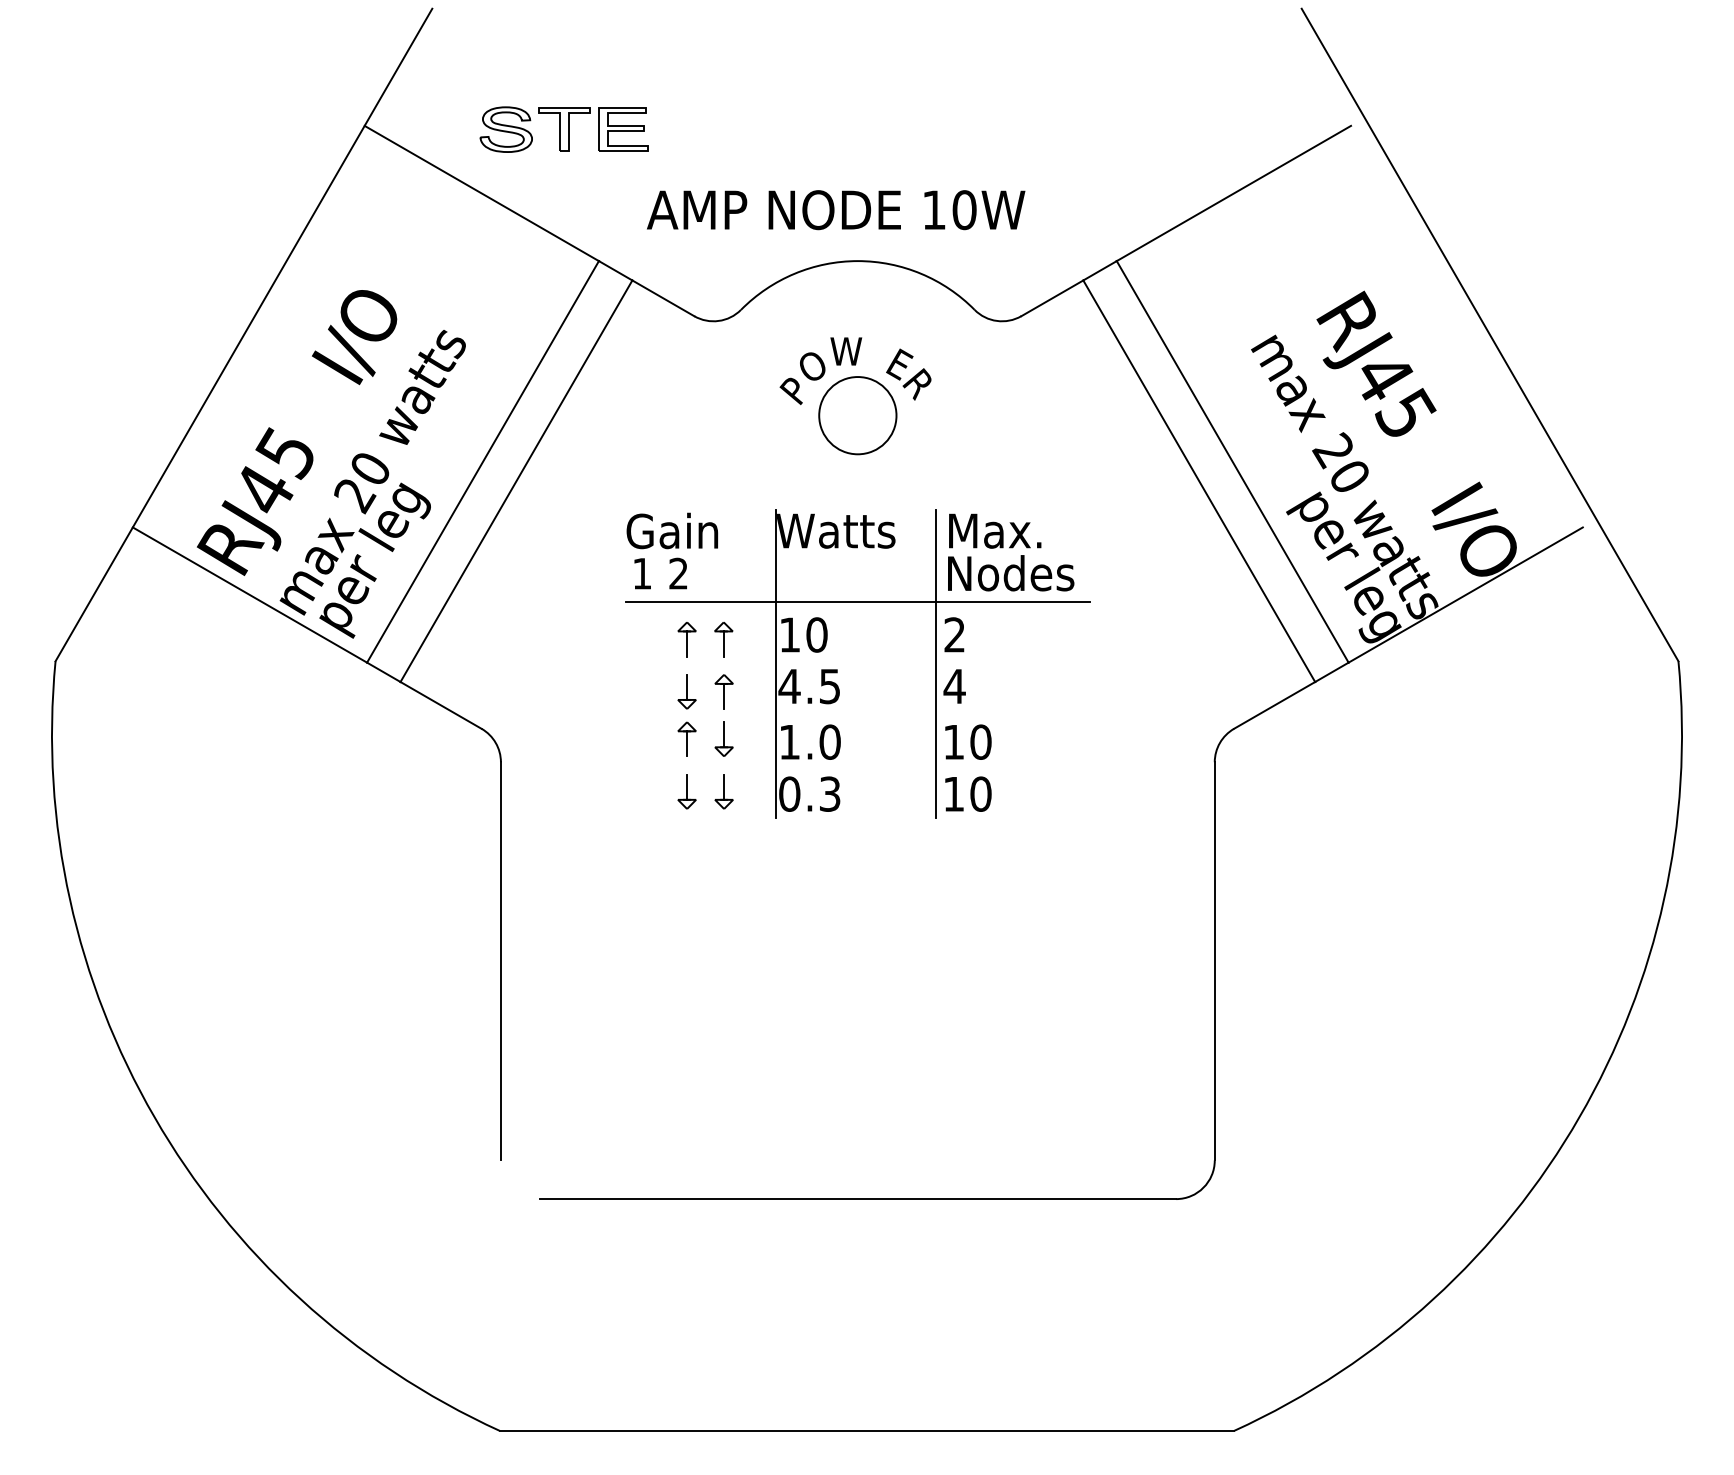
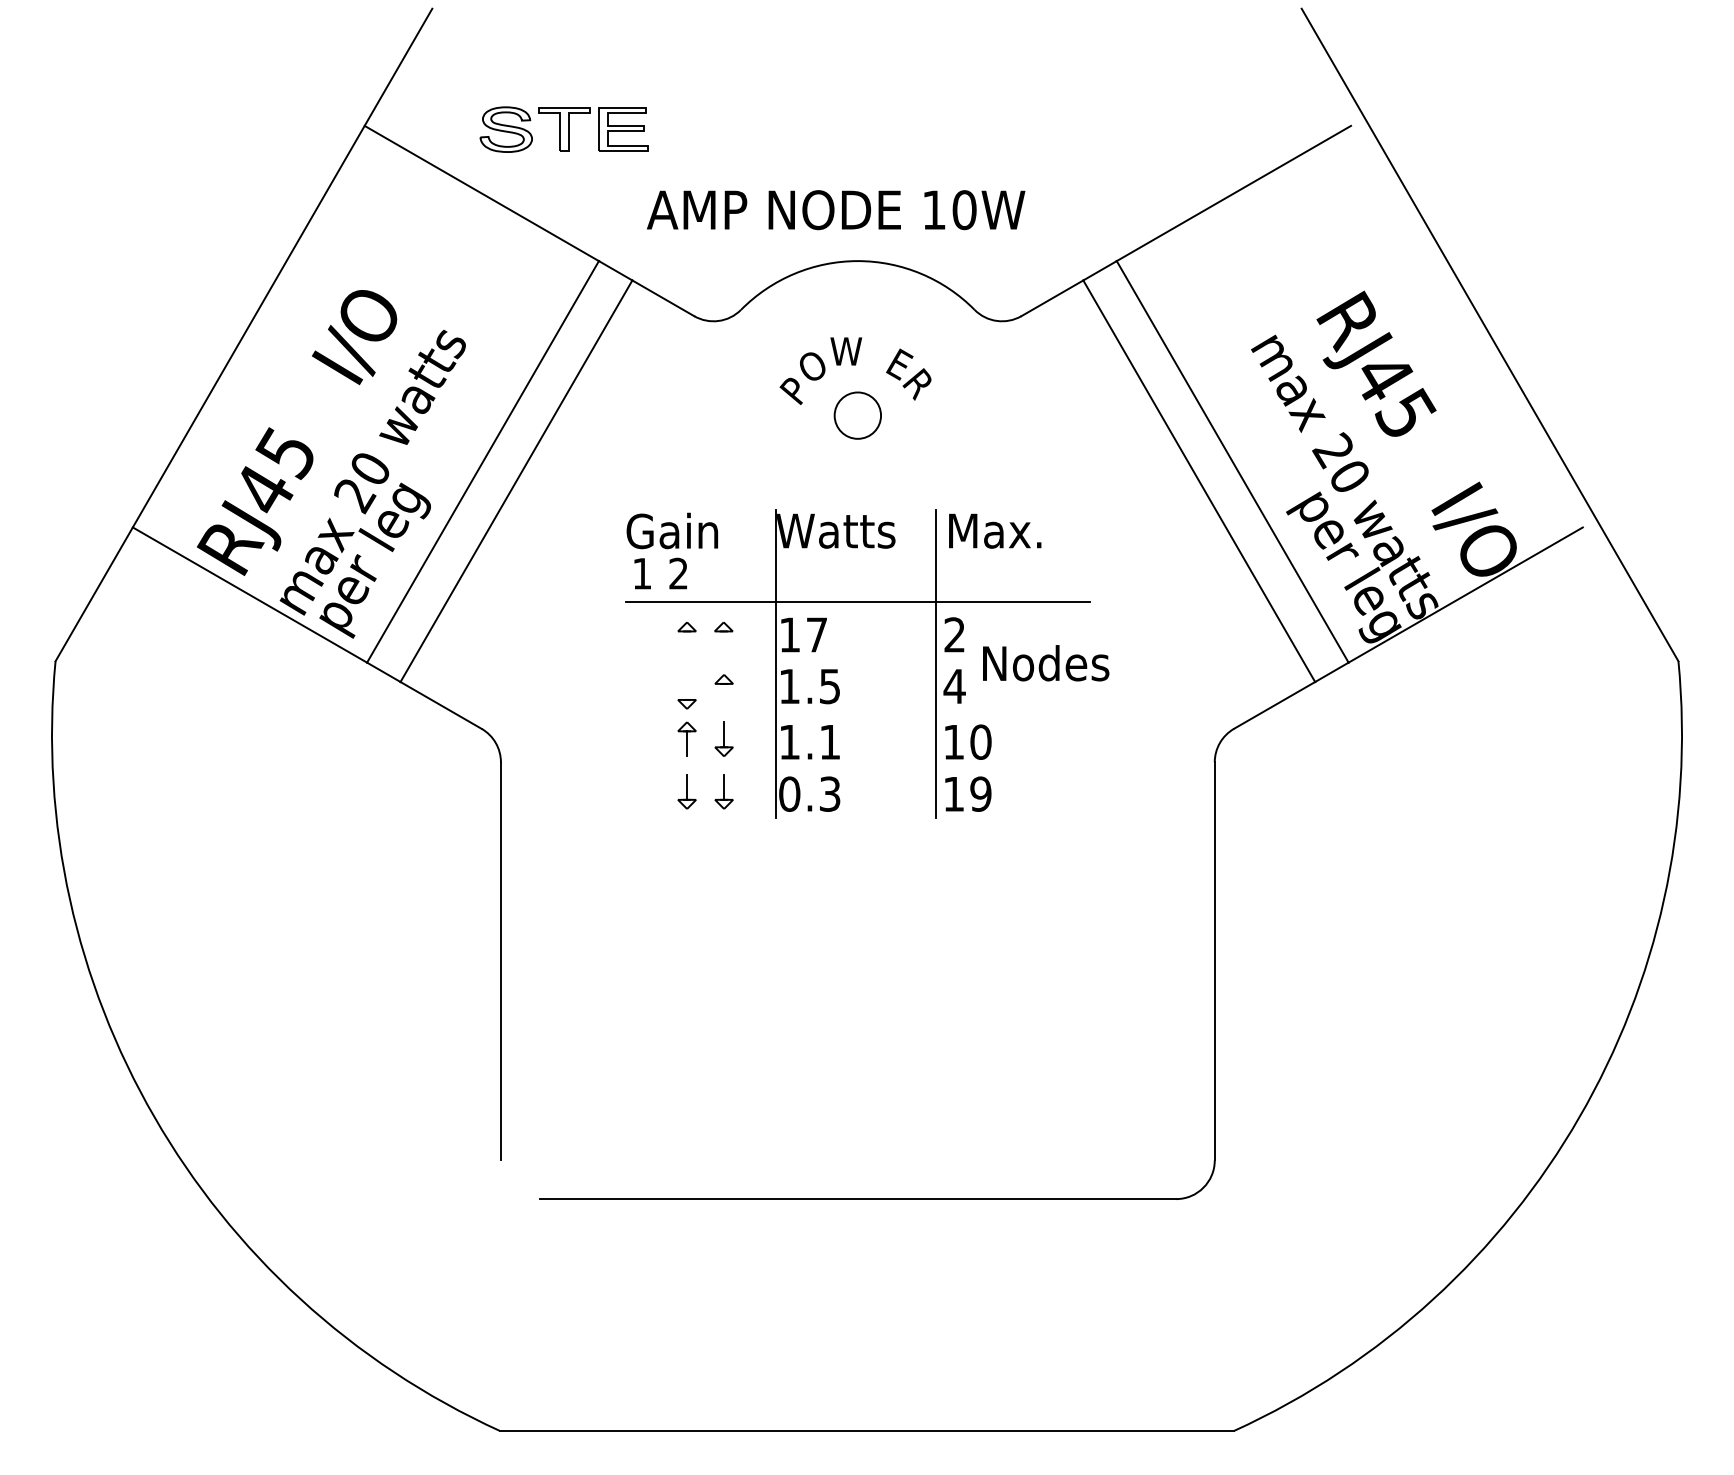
circle diameter: 77 px -> 46 px (857, 415)
text position: (1011, 573) -> (1046, 663) (1046, 663)
text: 10 -> 17 (816, 634)
line: present -> none (687, 643)
line: present -> none (723, 643)
line: present -> none (687, 686)
text: 4.5 -> 1.5 (789, 686)
line: present -> none (724, 696)
text: 1.0 -> 1.1 (829, 741)
text: 10 -> 19 (980, 793)
